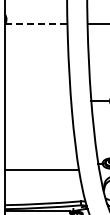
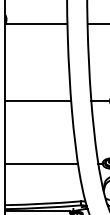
line: dashed -> solid (35, 24)
line: none -> present (38, 101)
line position: (41, 170) -> (41, 164) (41, 164)
